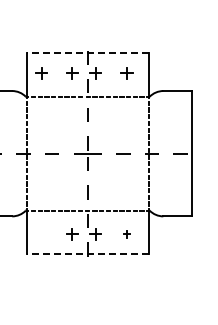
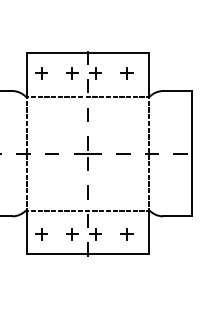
line: dashed -> solid (87, 52)
part: none -> present (41, 234)
part size: 8x9 px -> 14x13 px (126, 234)
line: dashed -> solid (87, 254)
